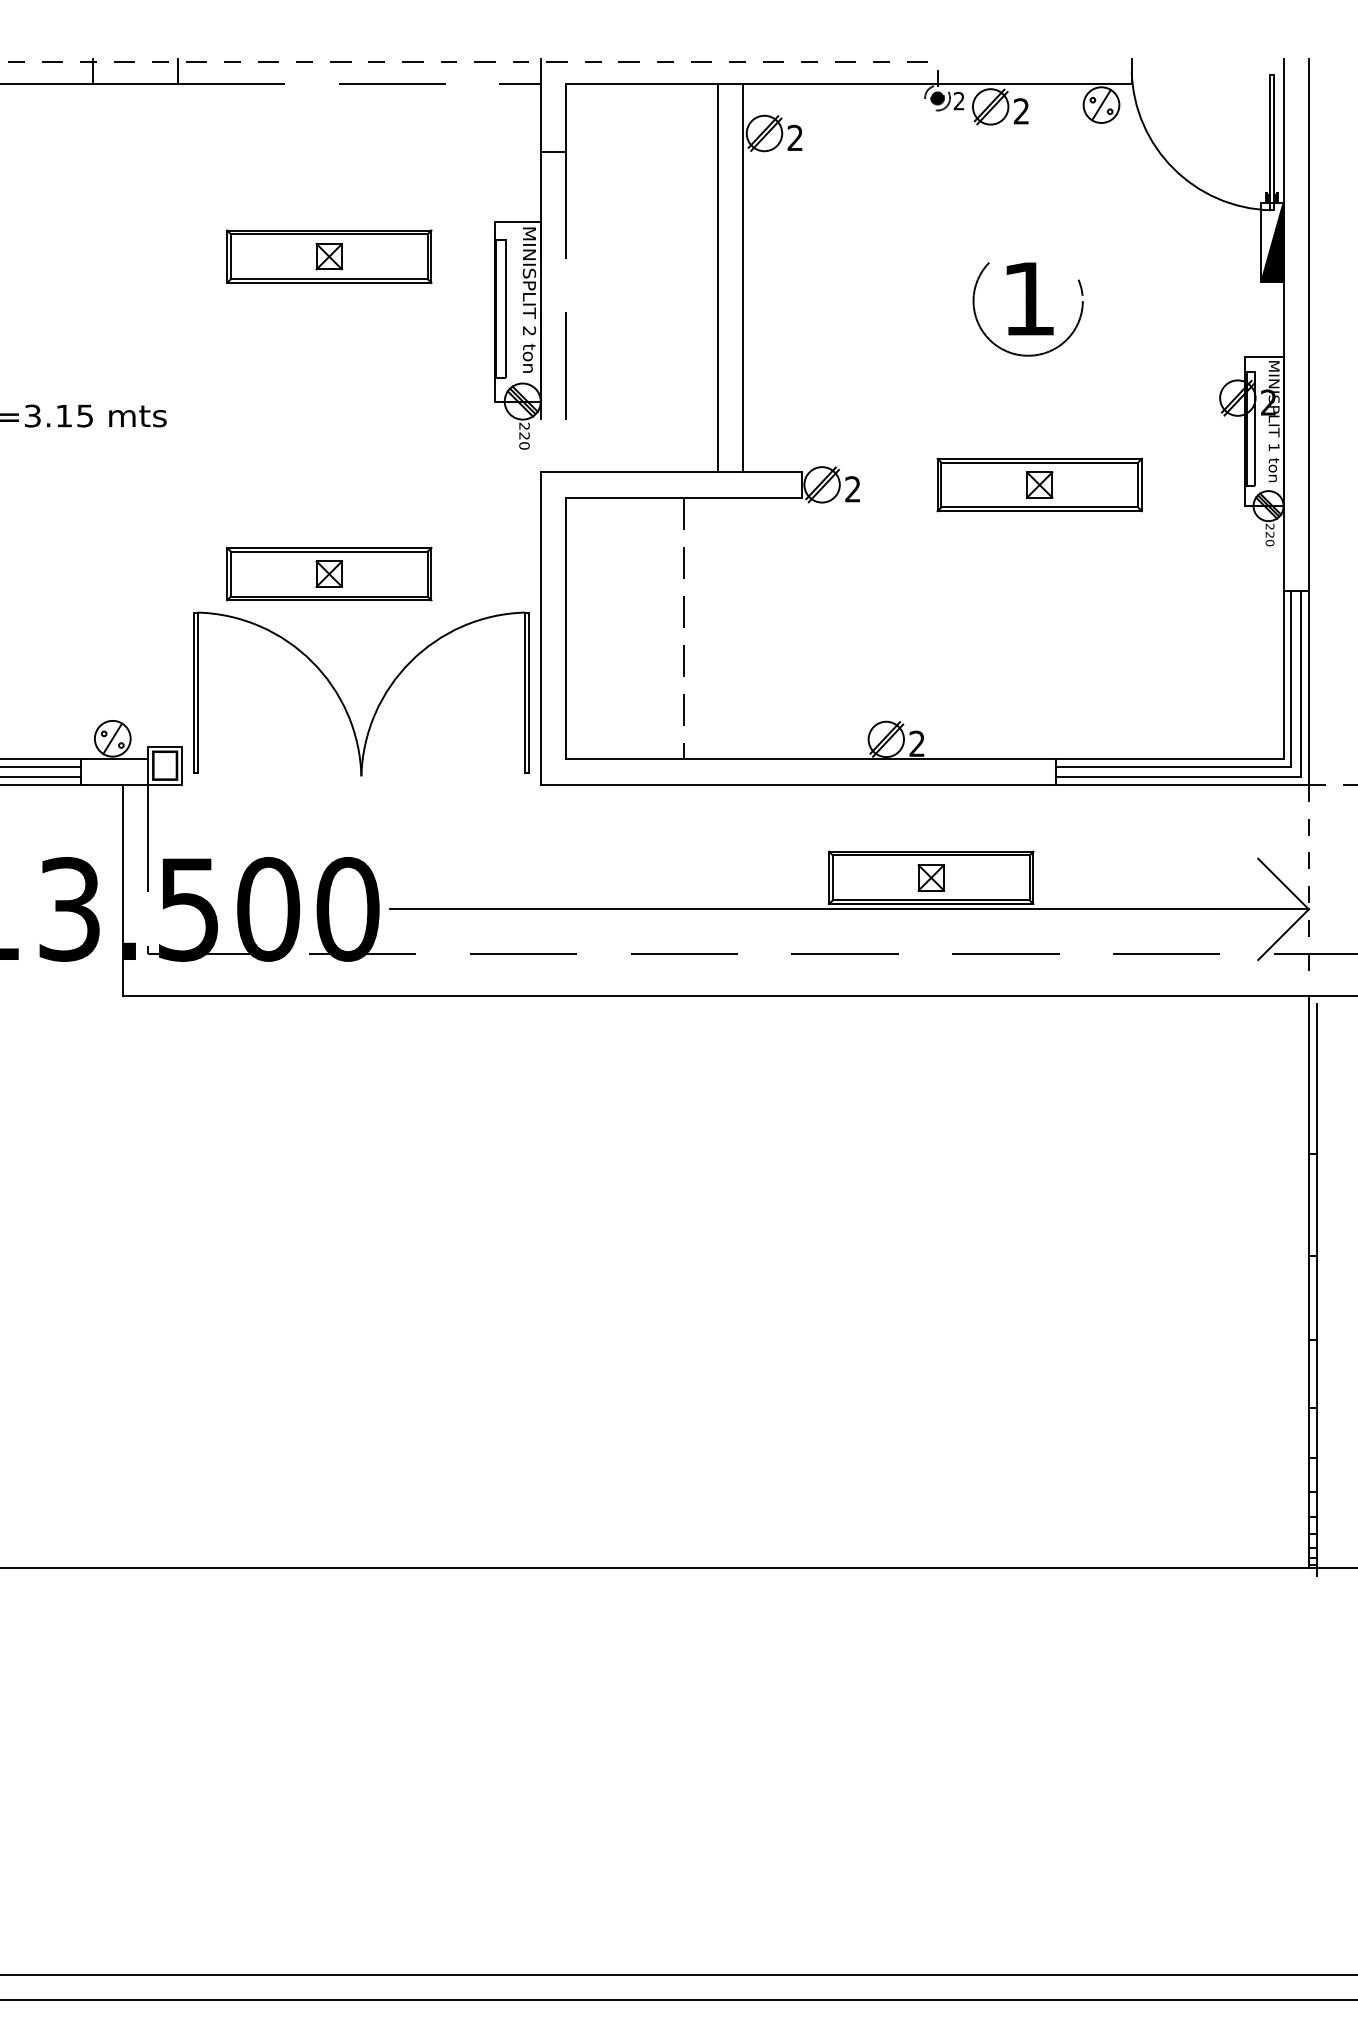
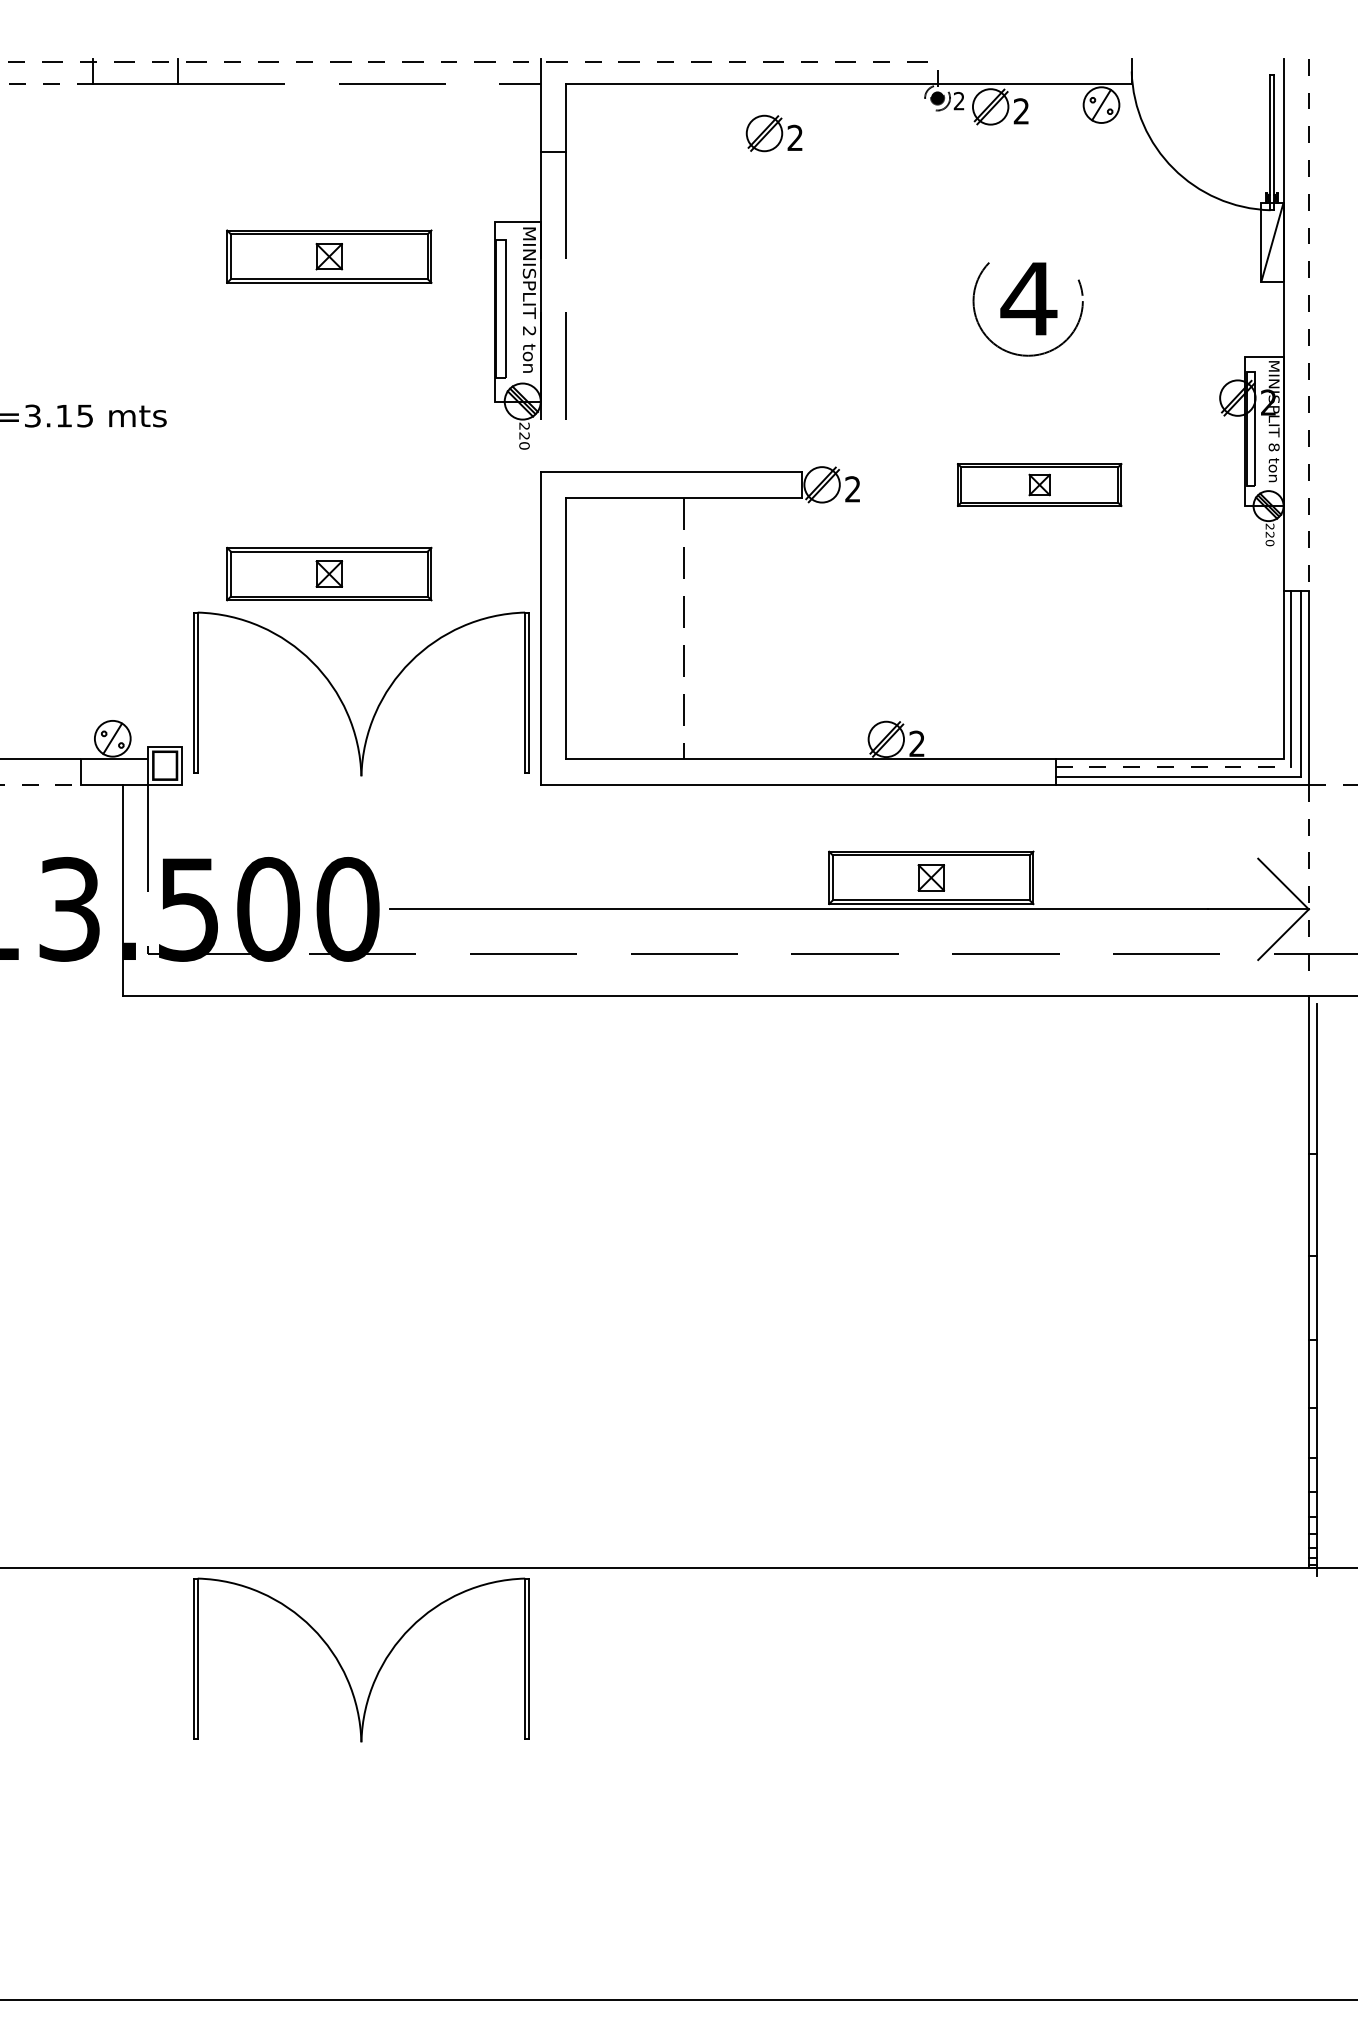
line: solid -> dashed (46, 84)
fill: present -> none (1272, 242)
line: present -> none (718, 278)
line: present -> none (743, 278)
text: 1 -> 4 (1028, 298)
line: solid -> dashed (1308, 324)
text: 1 -> 8 (1273, 447)
part size: 207x56 px -> 166x44 px (1039, 484)
line: present -> none (41, 766)
line: solid -> dashed (1173, 766)
line: present -> none (41, 777)
line: solid -> dashed (40, 784)
part: none -> present (343, 1668)
line: present -> none (678, 1974)
